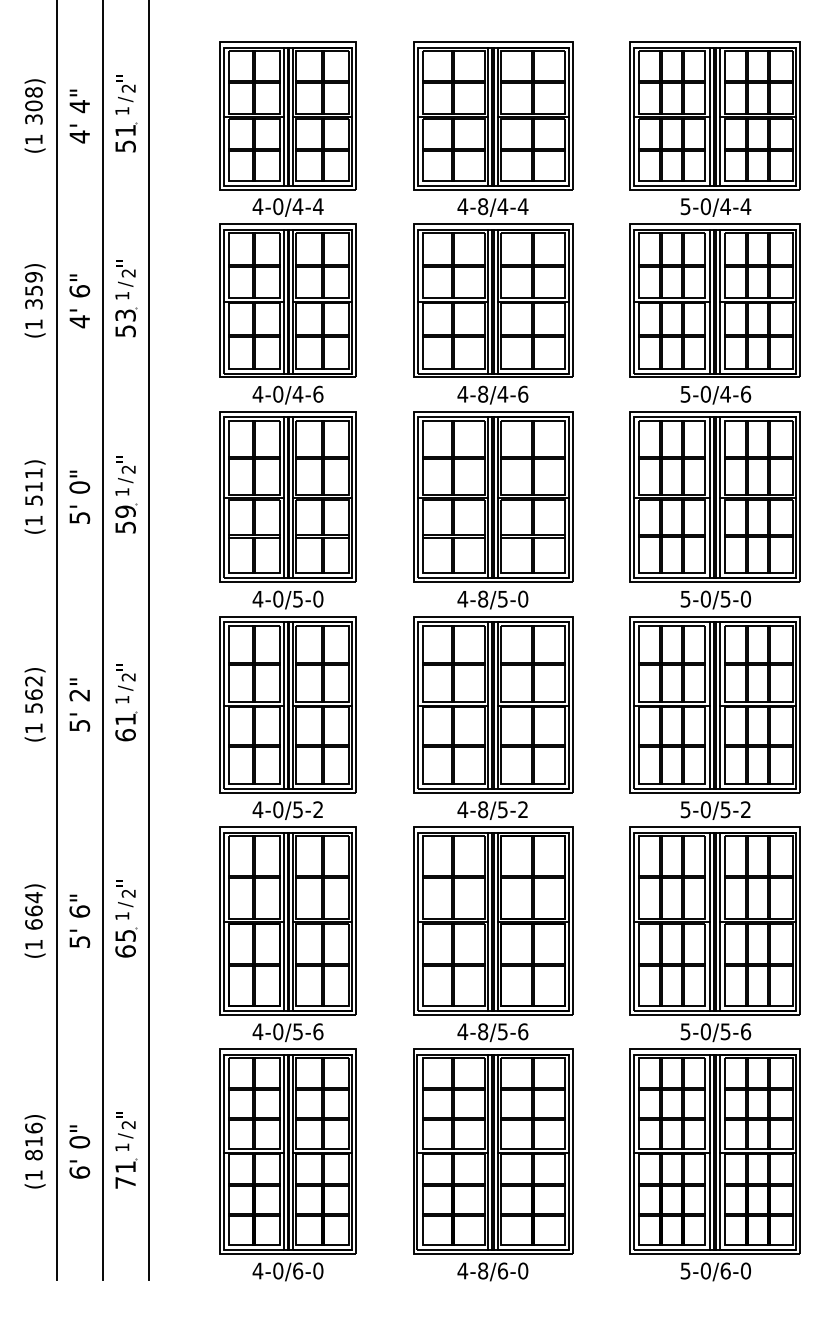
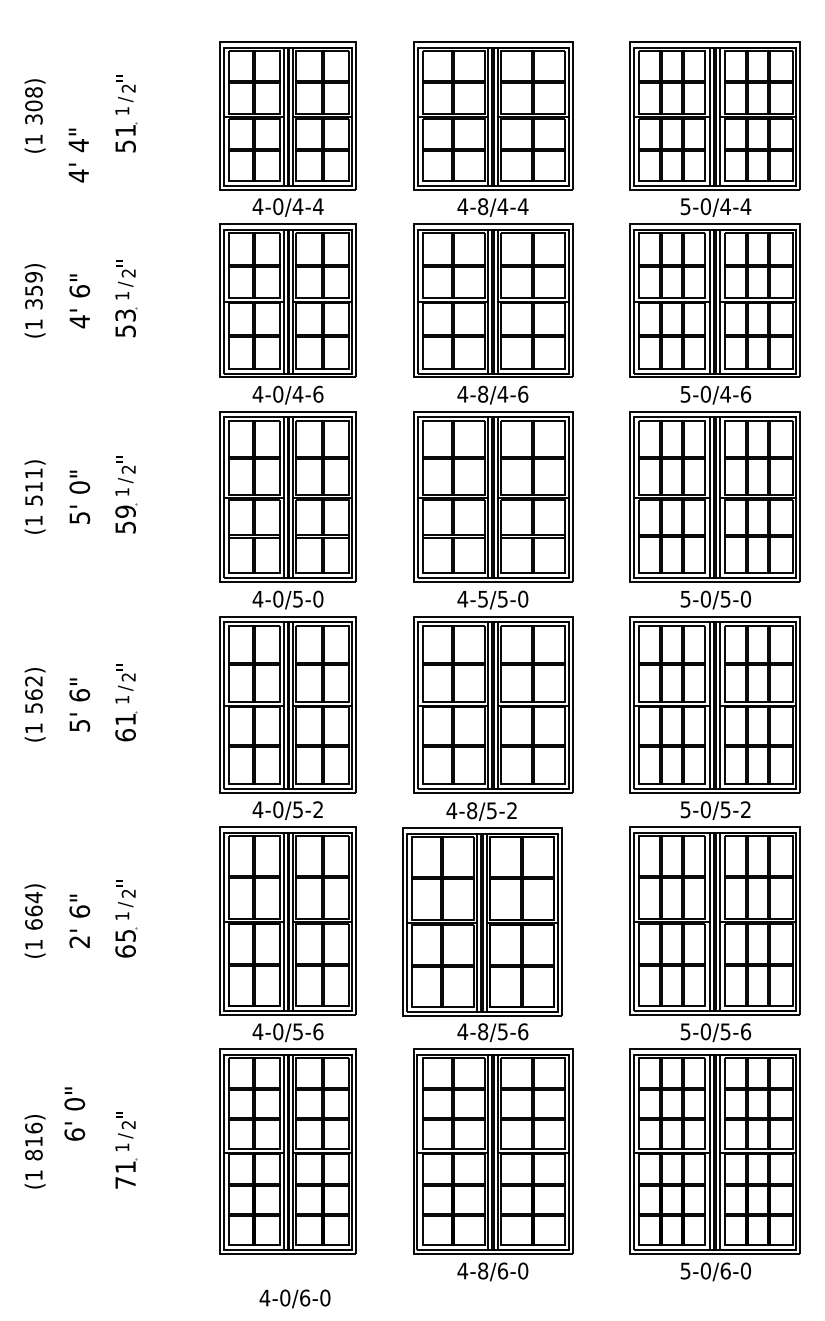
text position: (79, 116) -> (78, 155) (78, 155)
text: 4-8/5-0 -> 4-5/5-0 (483, 598)
line: present -> none (56, 640)
line: present -> none (102, 640)
line: present -> none (148, 640)
text: 2" -> 6" (79, 695)
part position: (493, 908) -> (482, 909) (482, 909)
text: 5' -> 2' (79, 941)
text position: (79, 1151) -> (74, 1113) (74, 1113)
text position: (287, 1271) -> (294, 1298) (294, 1298)
